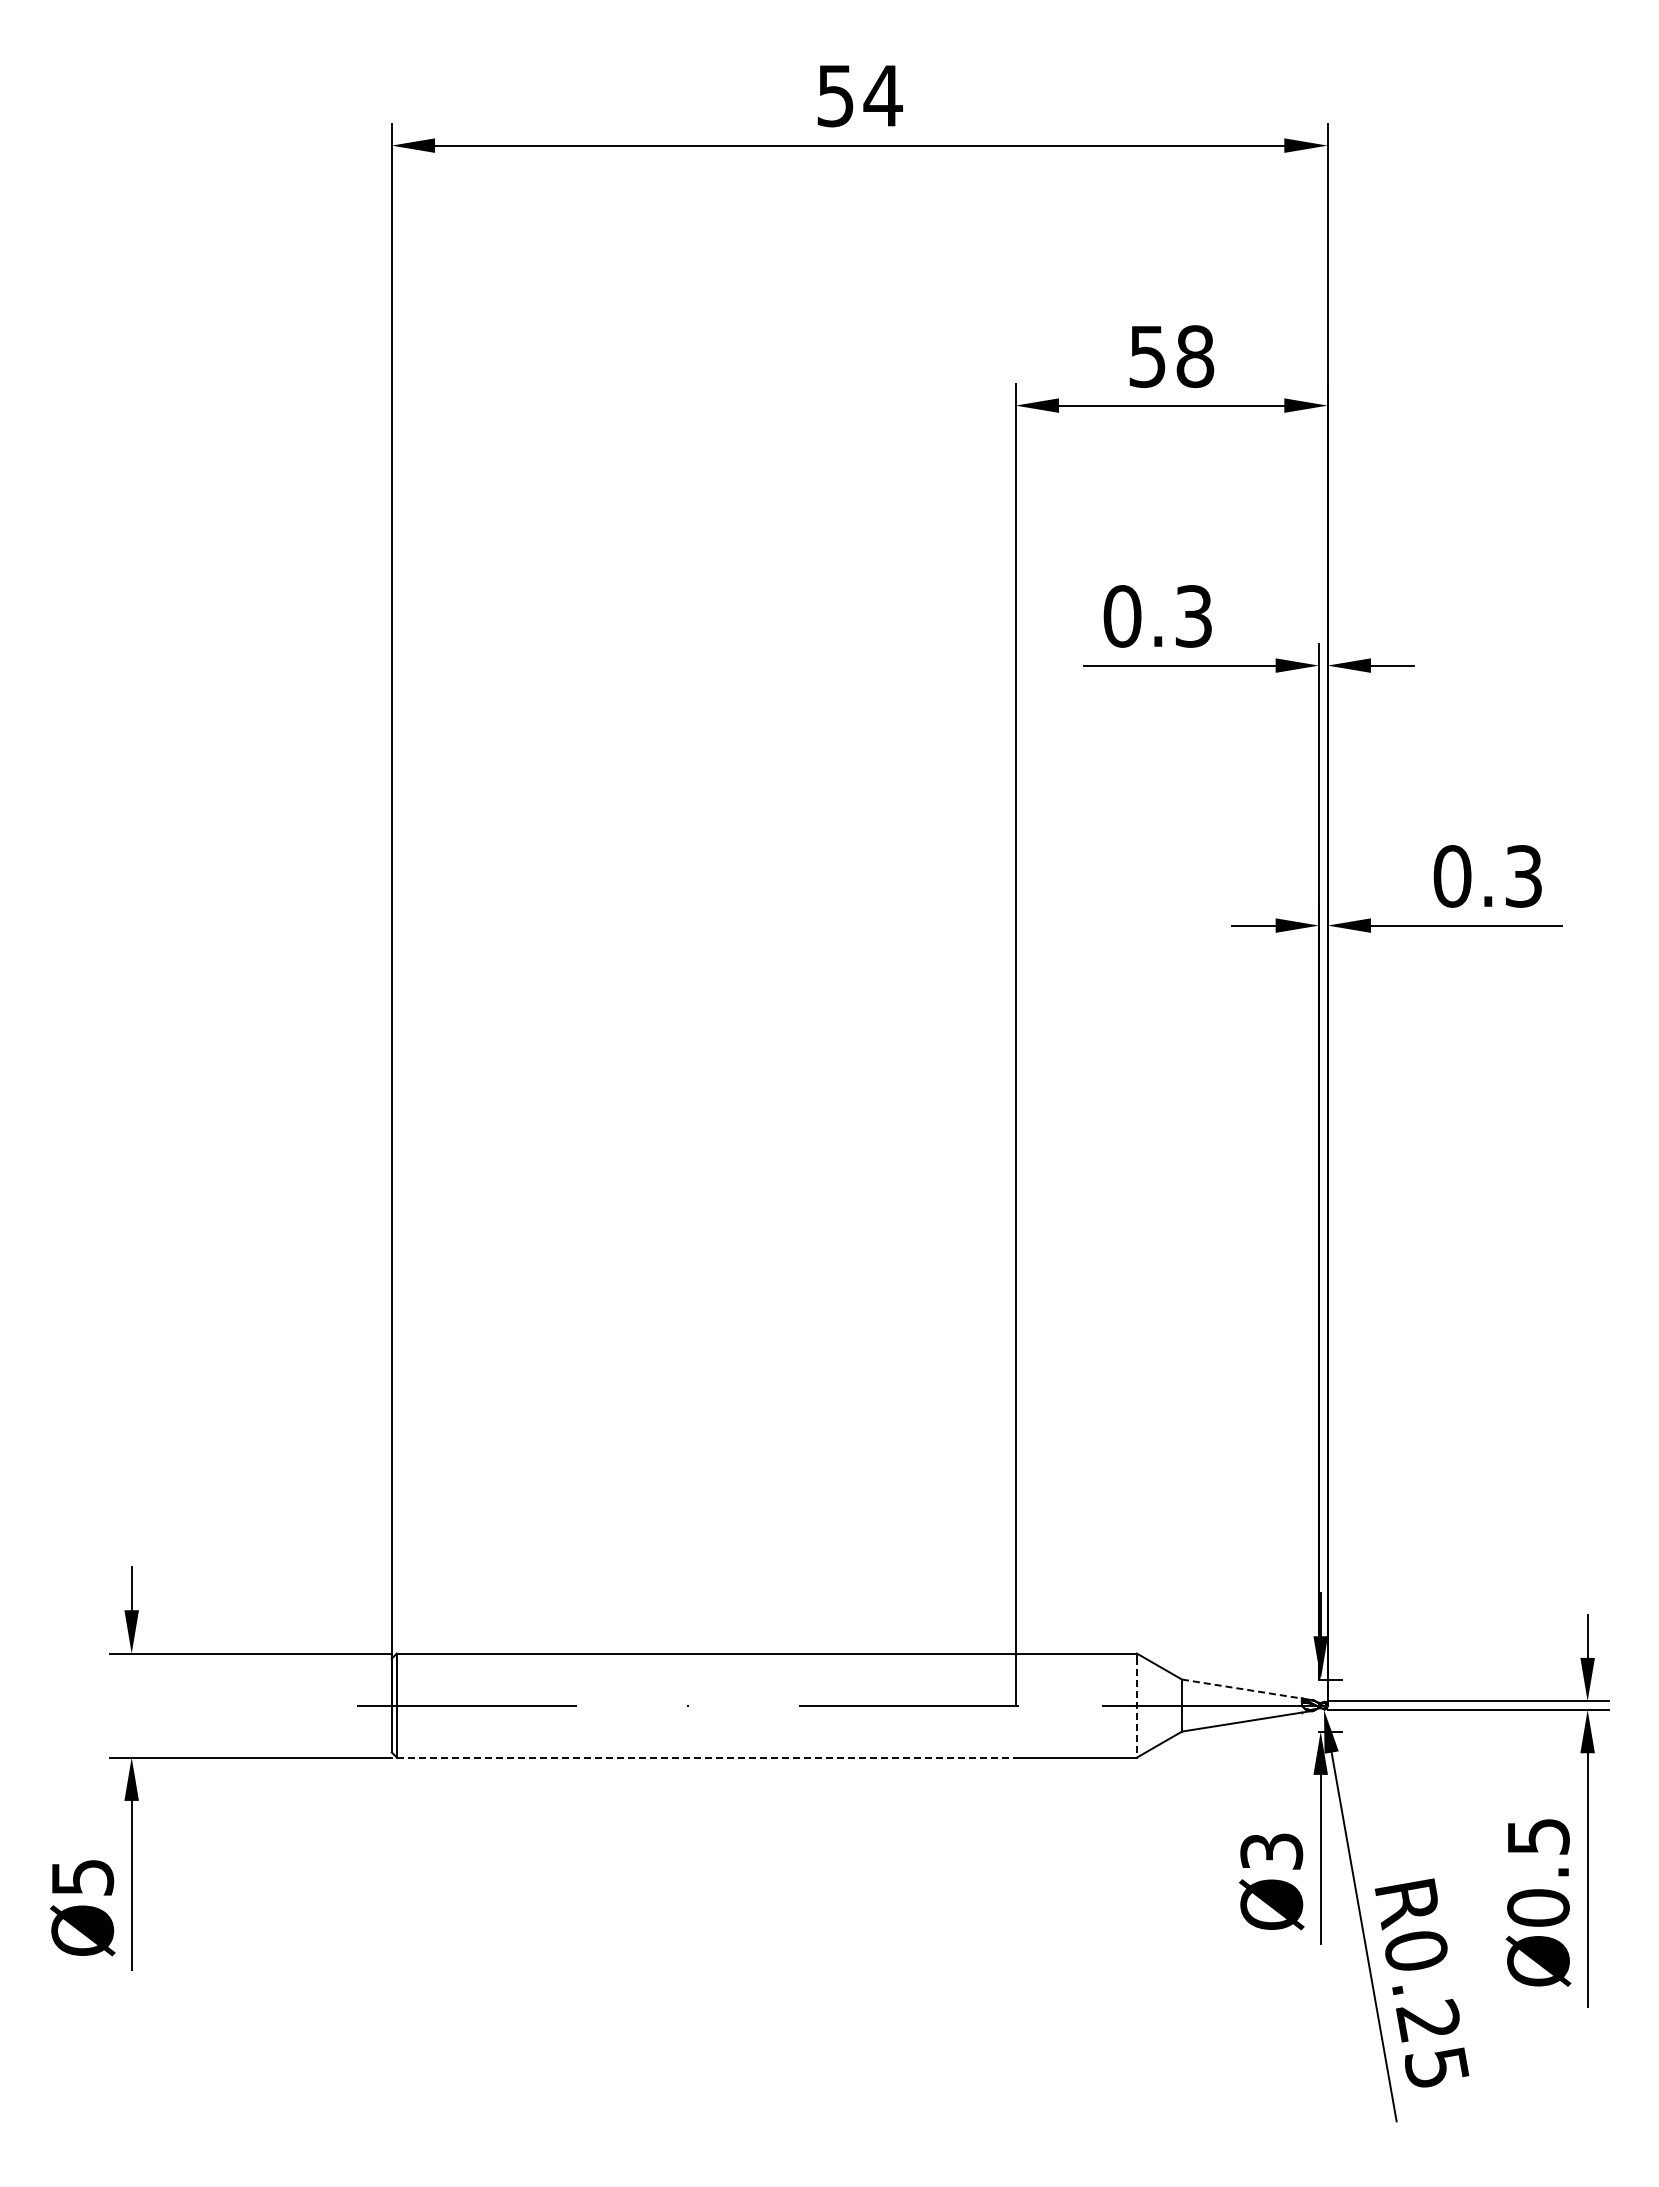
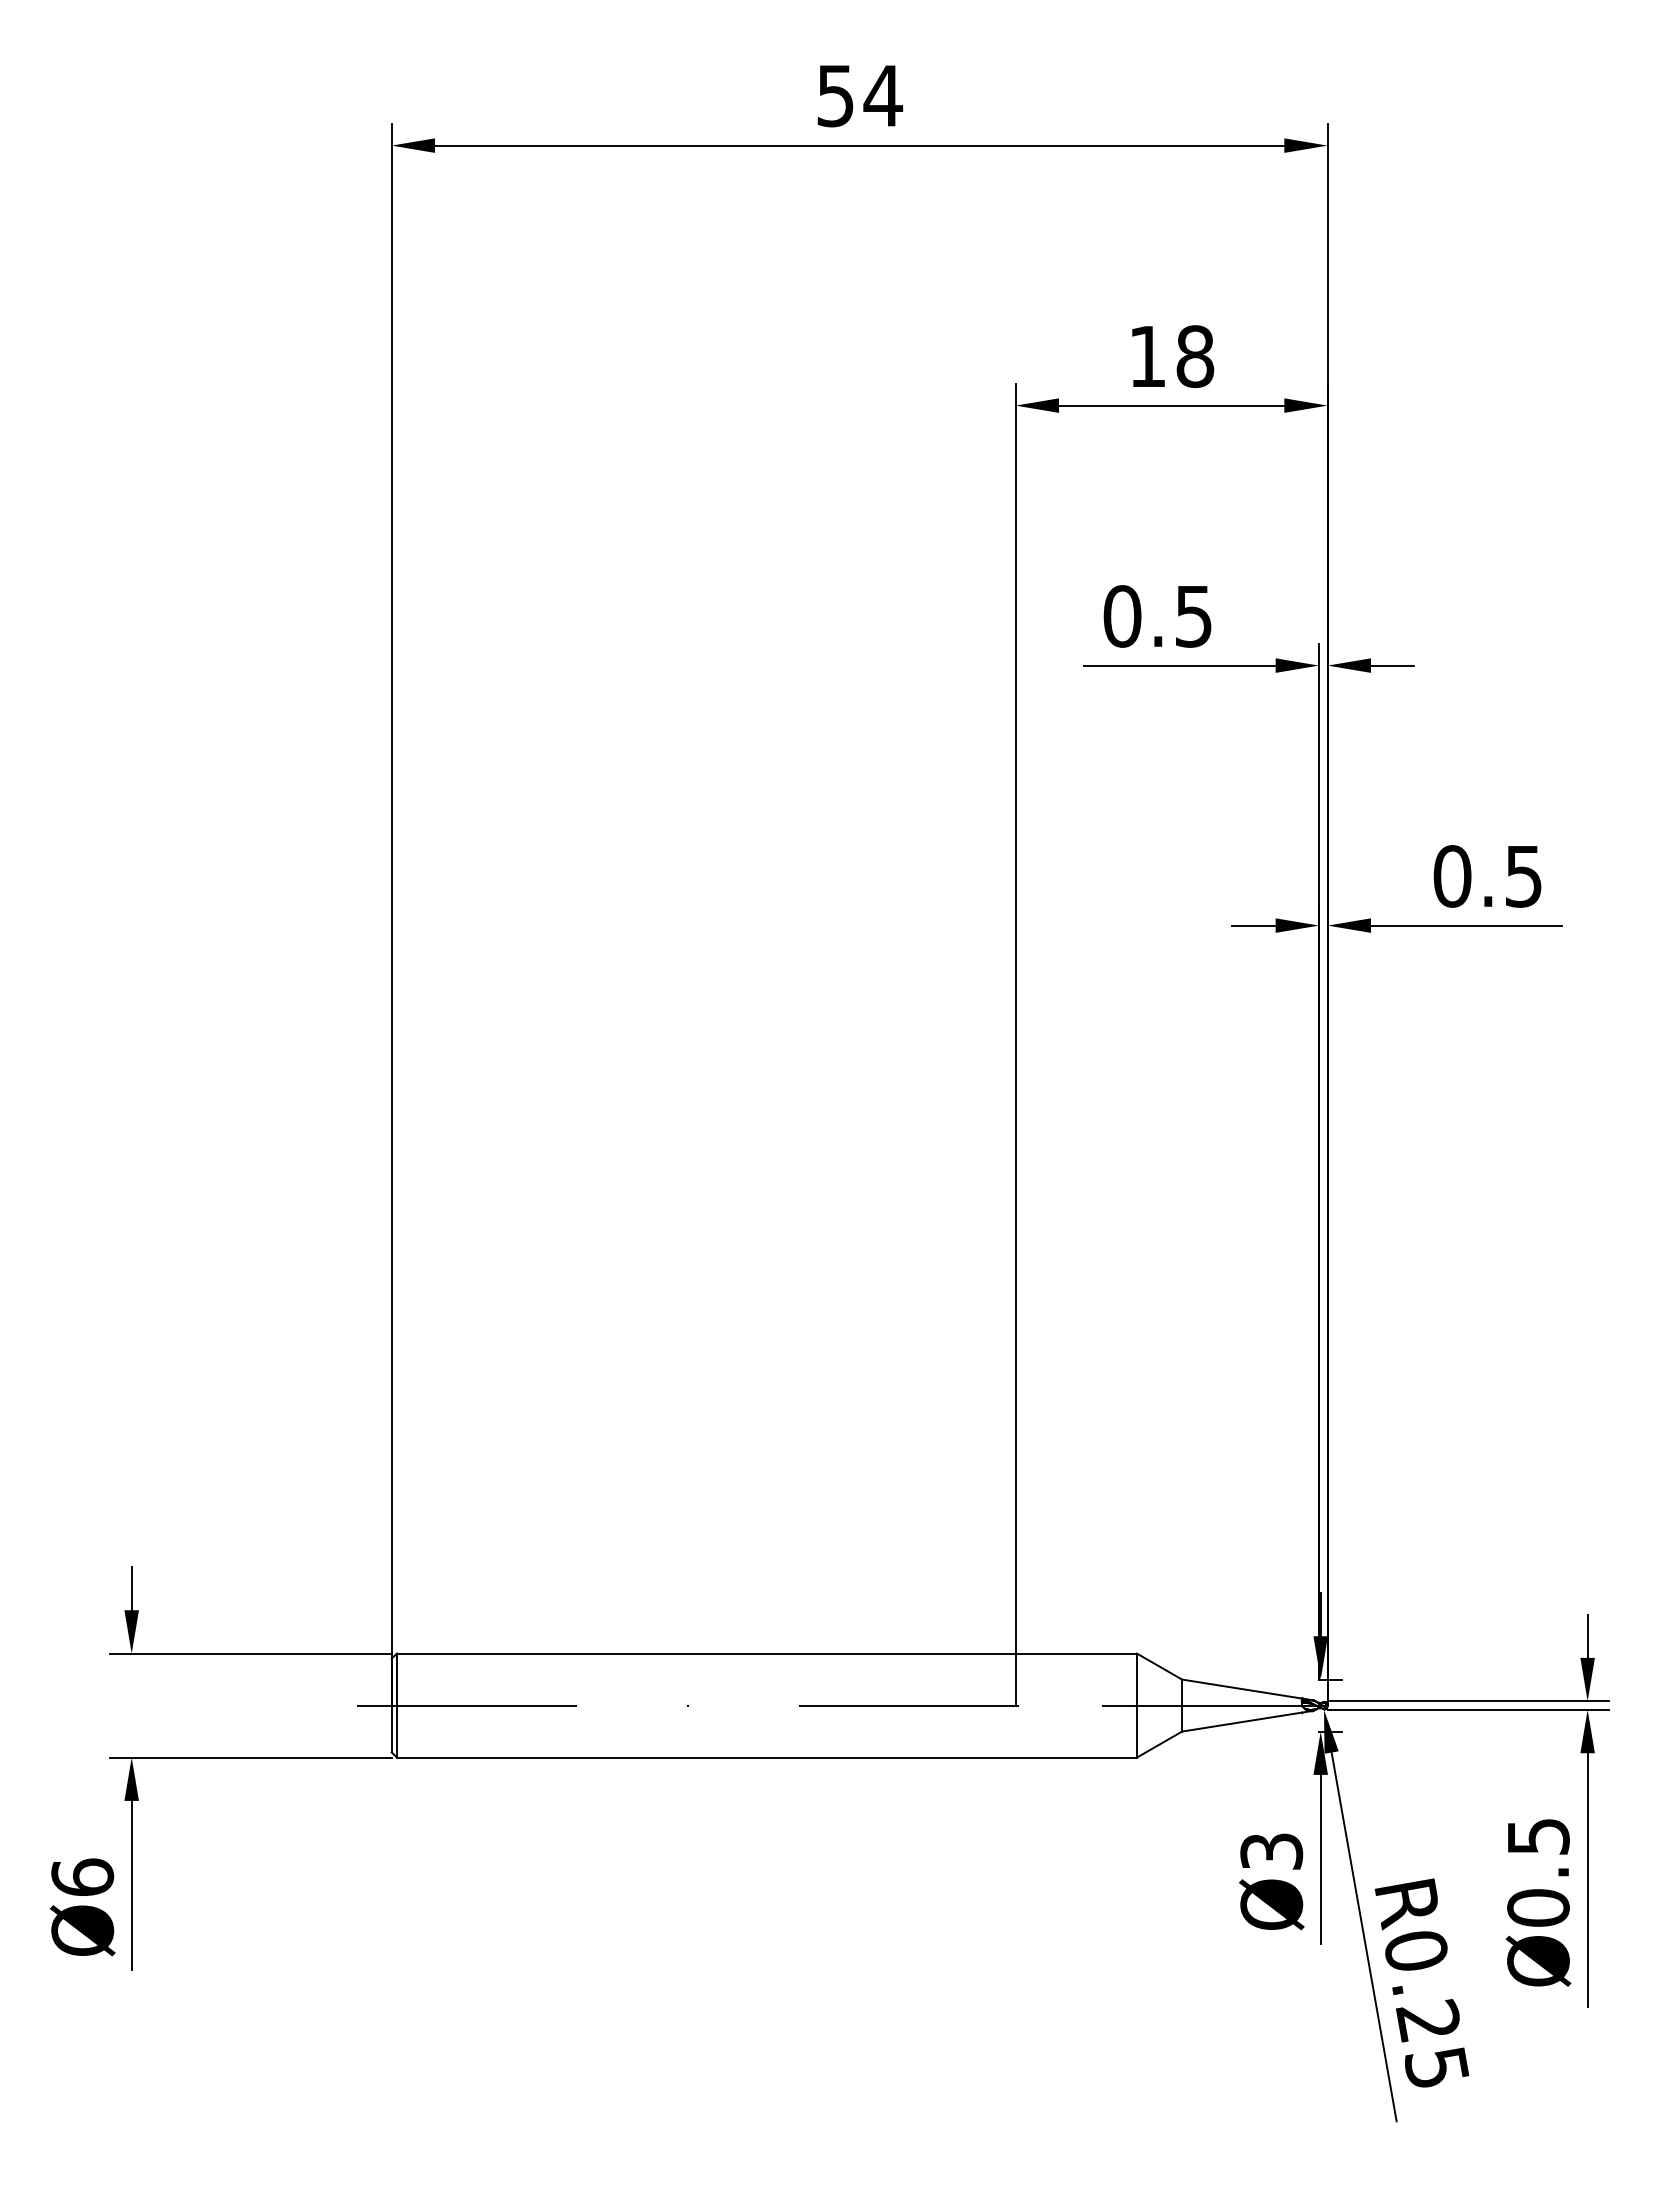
text: 58 -> 18 (1147, 357)
text: 0.3 -> 0.5 (1193, 616)
text: 0.3 -> 0.5 (1523, 876)
line: dashed -> solid (1241, 1689)
line: dashed -> solid (1136, 1707)
line: dashed -> solid (706, 1757)
text: Ø5 -> Ø6 (82, 1876)
